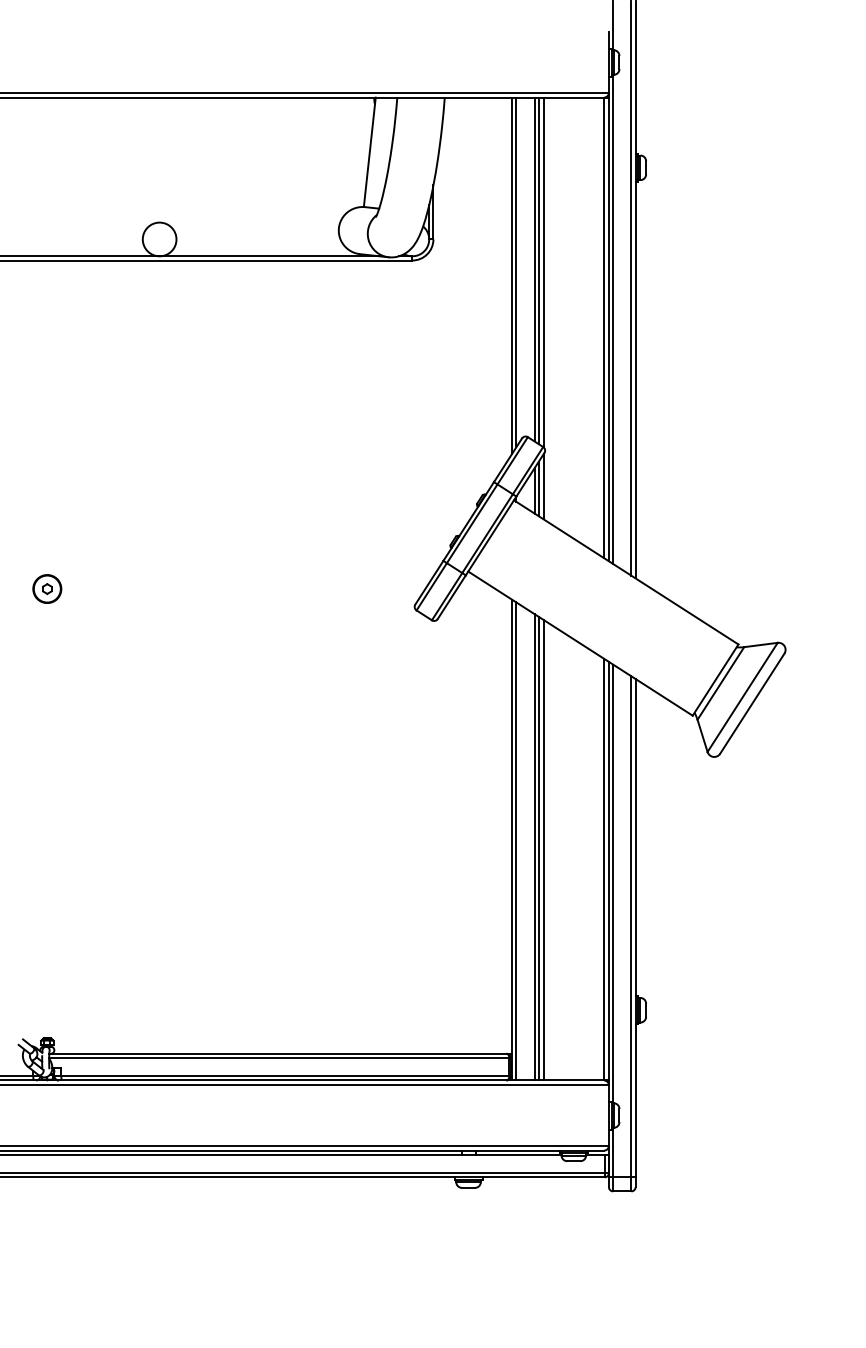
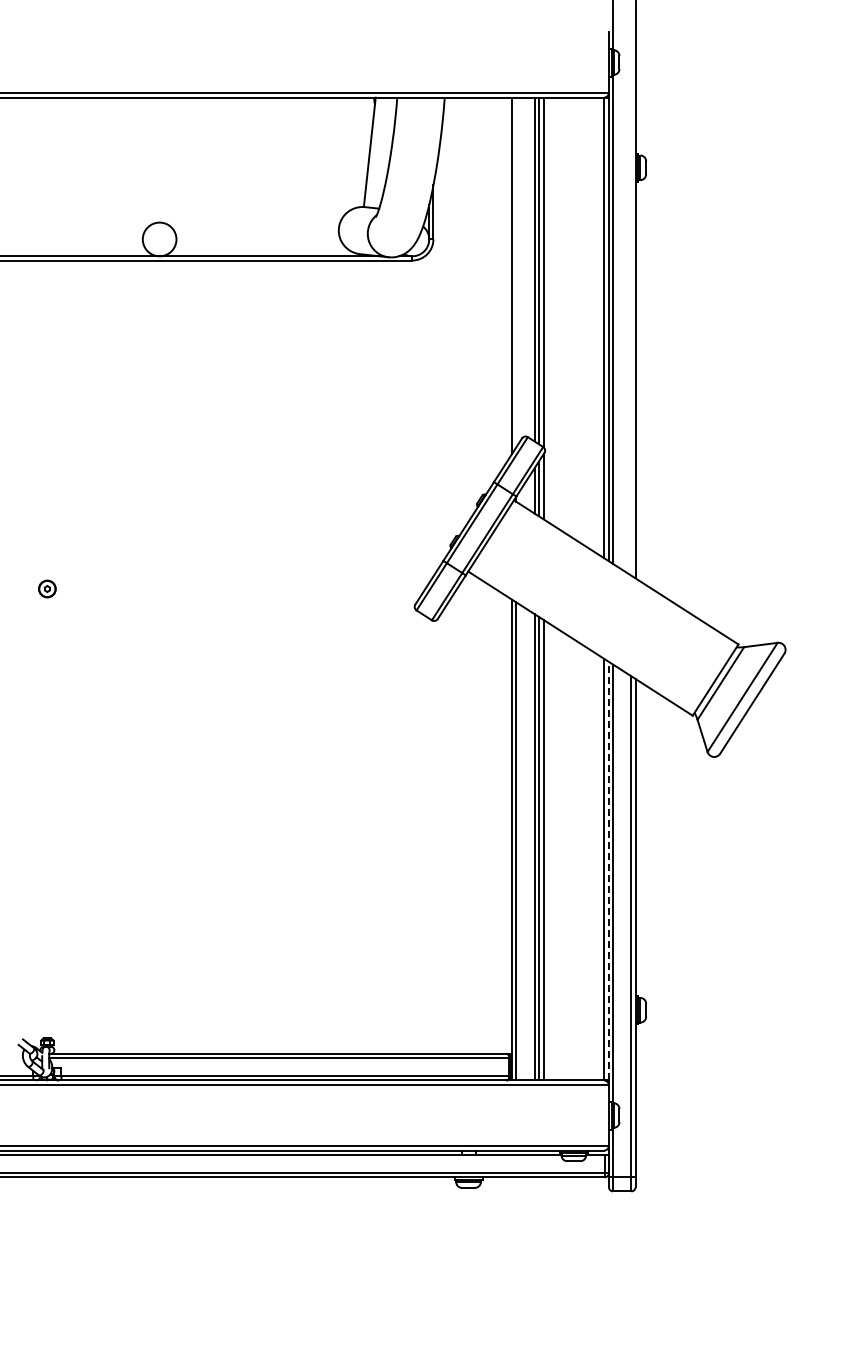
line: present -> none (516, 272)
line: present -> none (631, 288)
part size: 31x30 px -> 19x20 px (47, 588)
line: solid -> dashed (608, 870)
